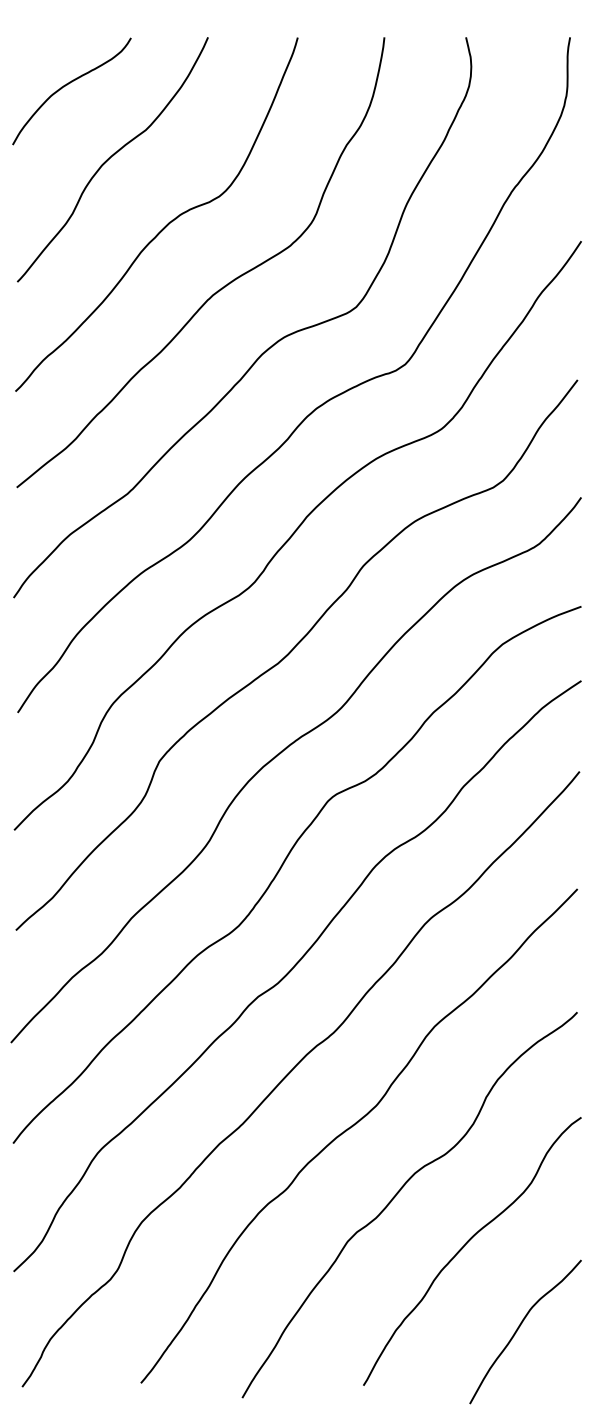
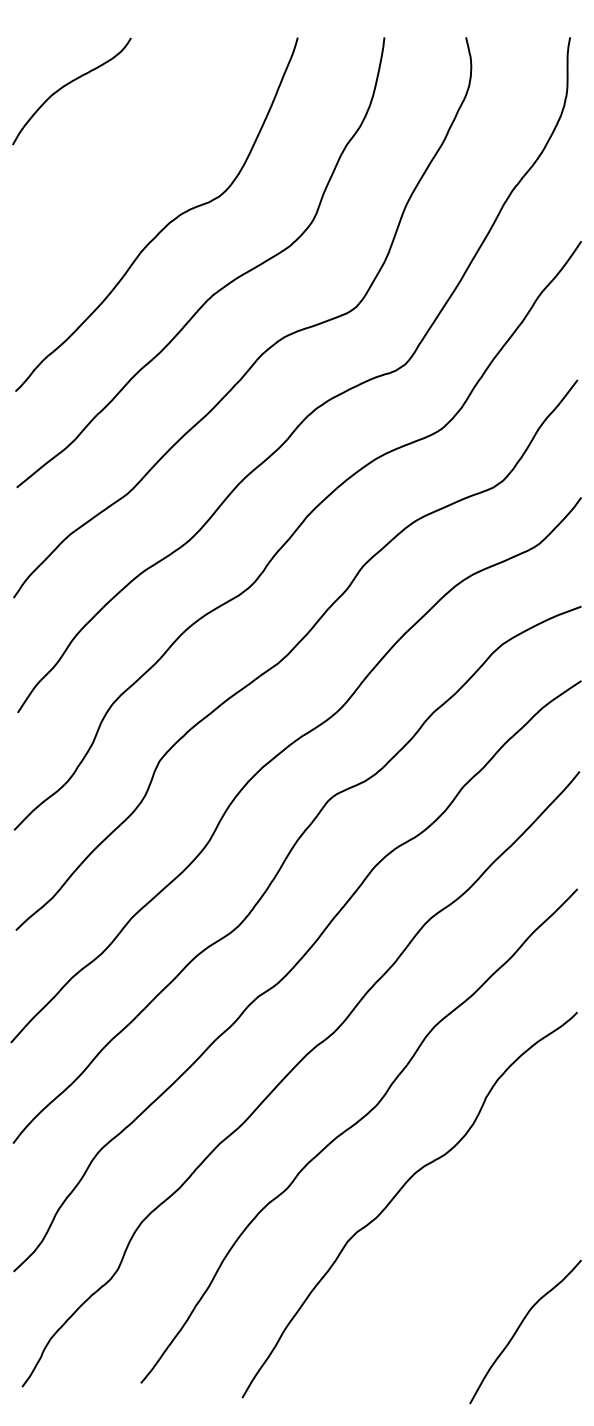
curve: present -> none (111, 157)
curve: present -> none (466, 1244)
